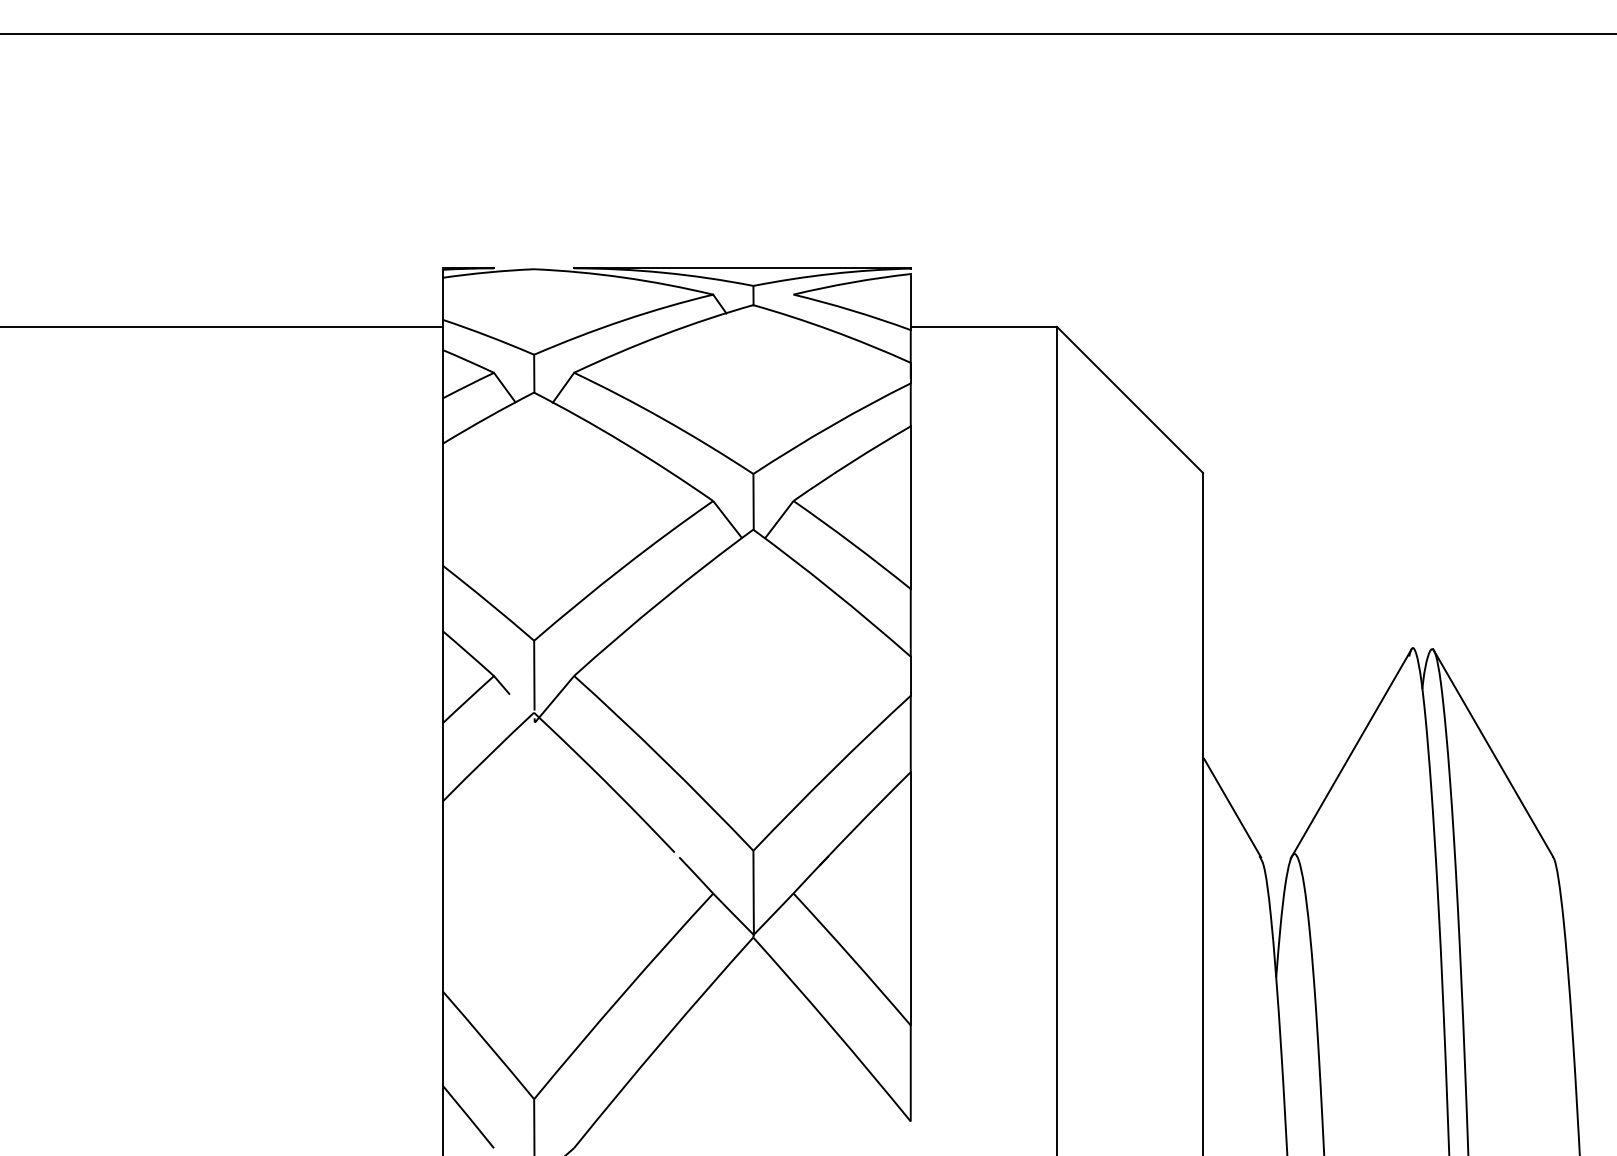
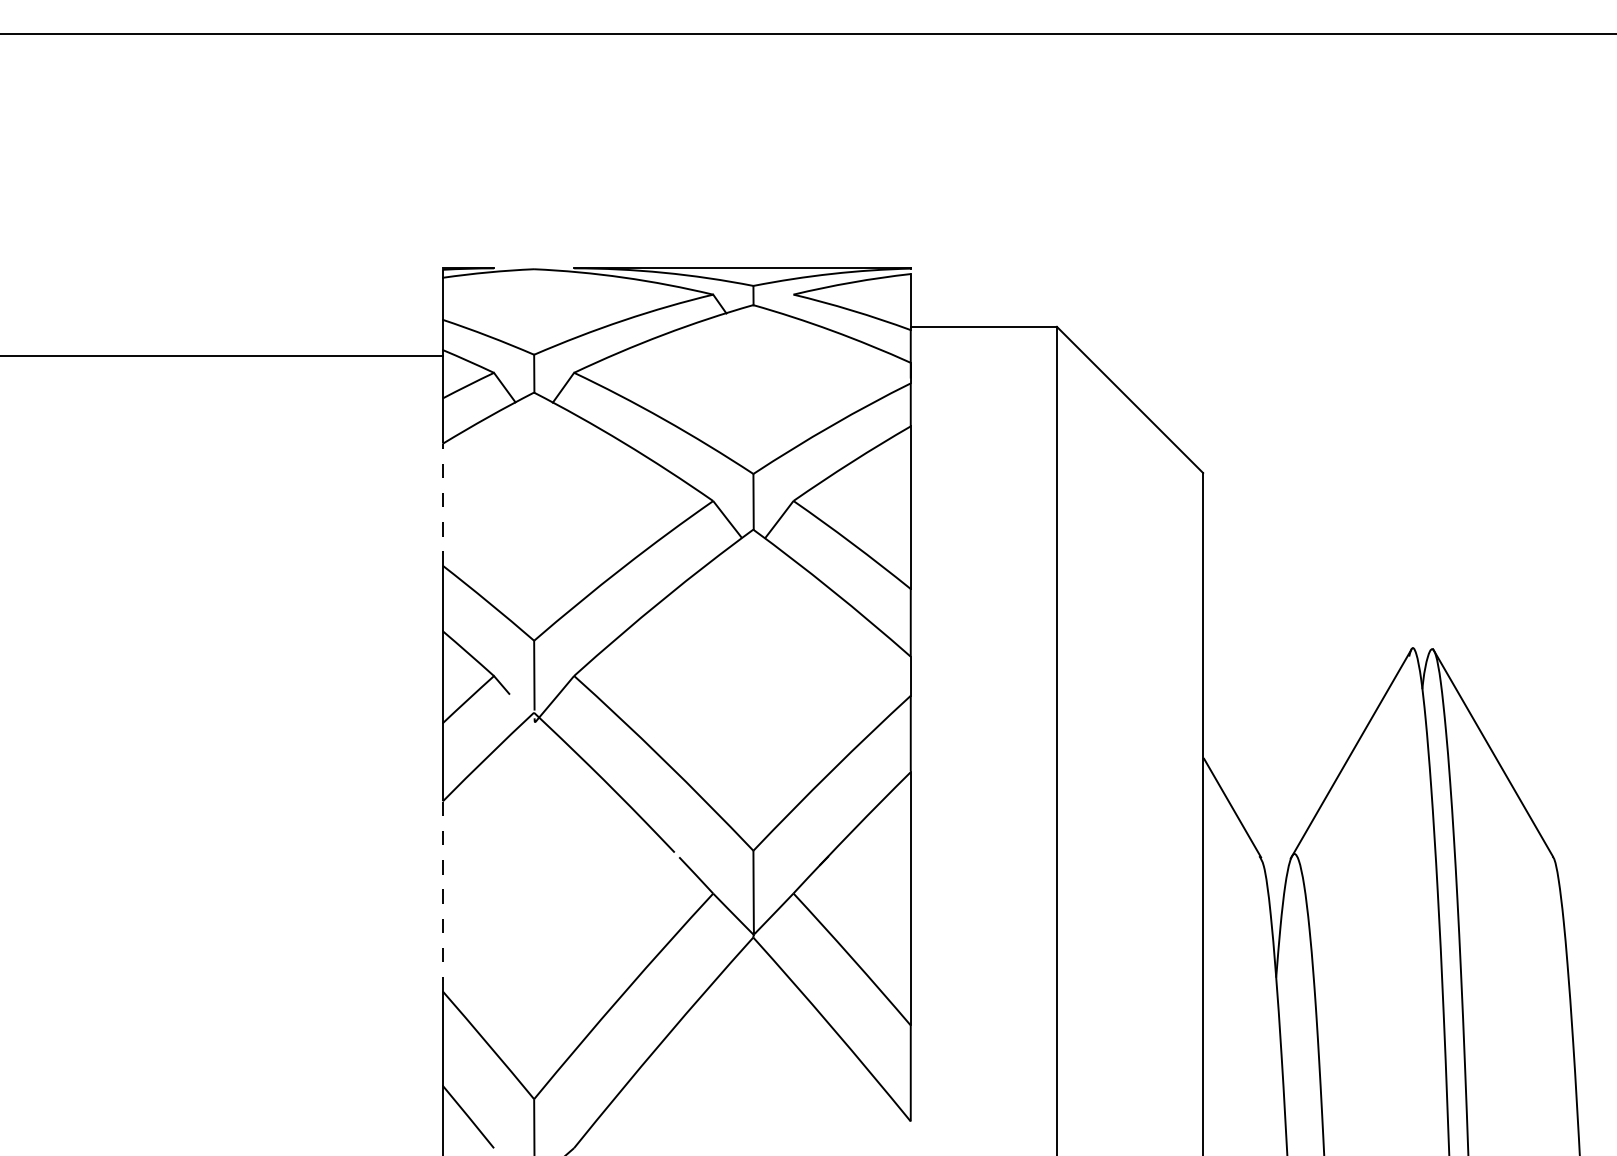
line position: (222, 326) -> (222, 355) (222, 355)
line: solid -> dashed (442, 504)
line: solid -> dashed (442, 895)
